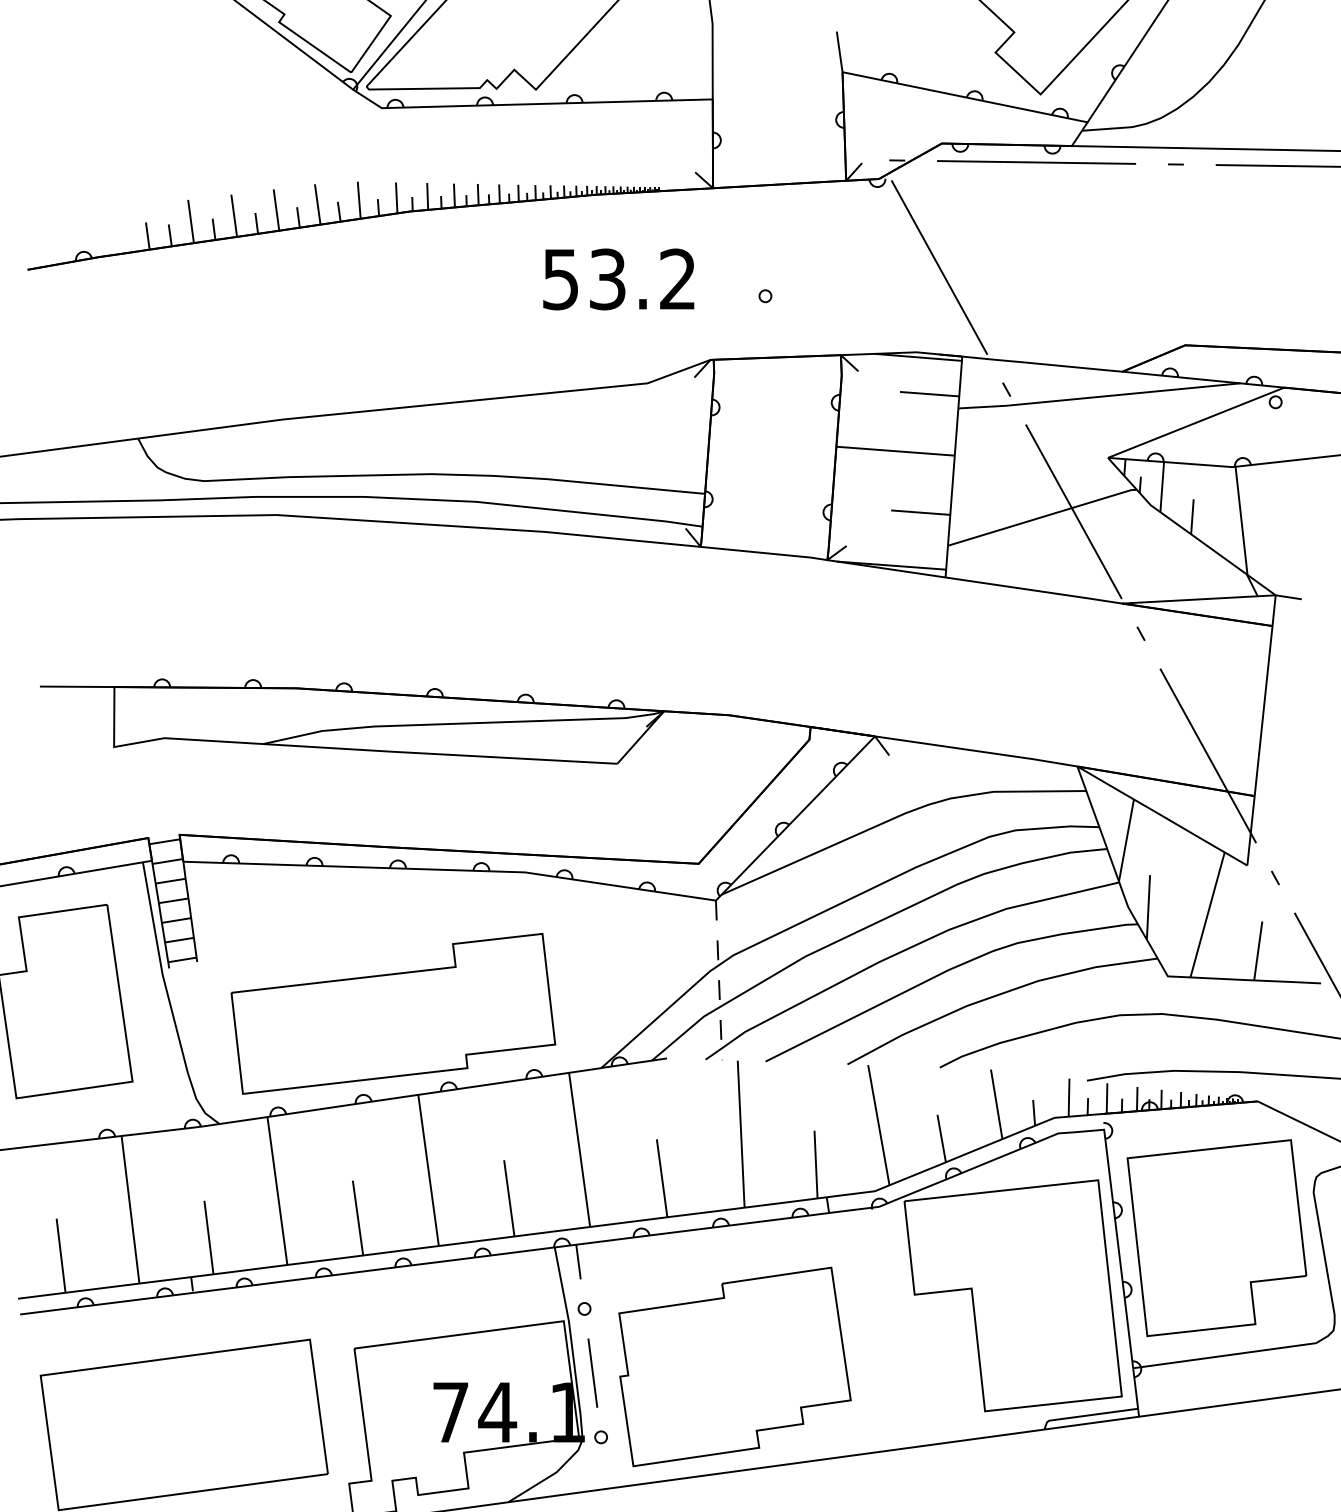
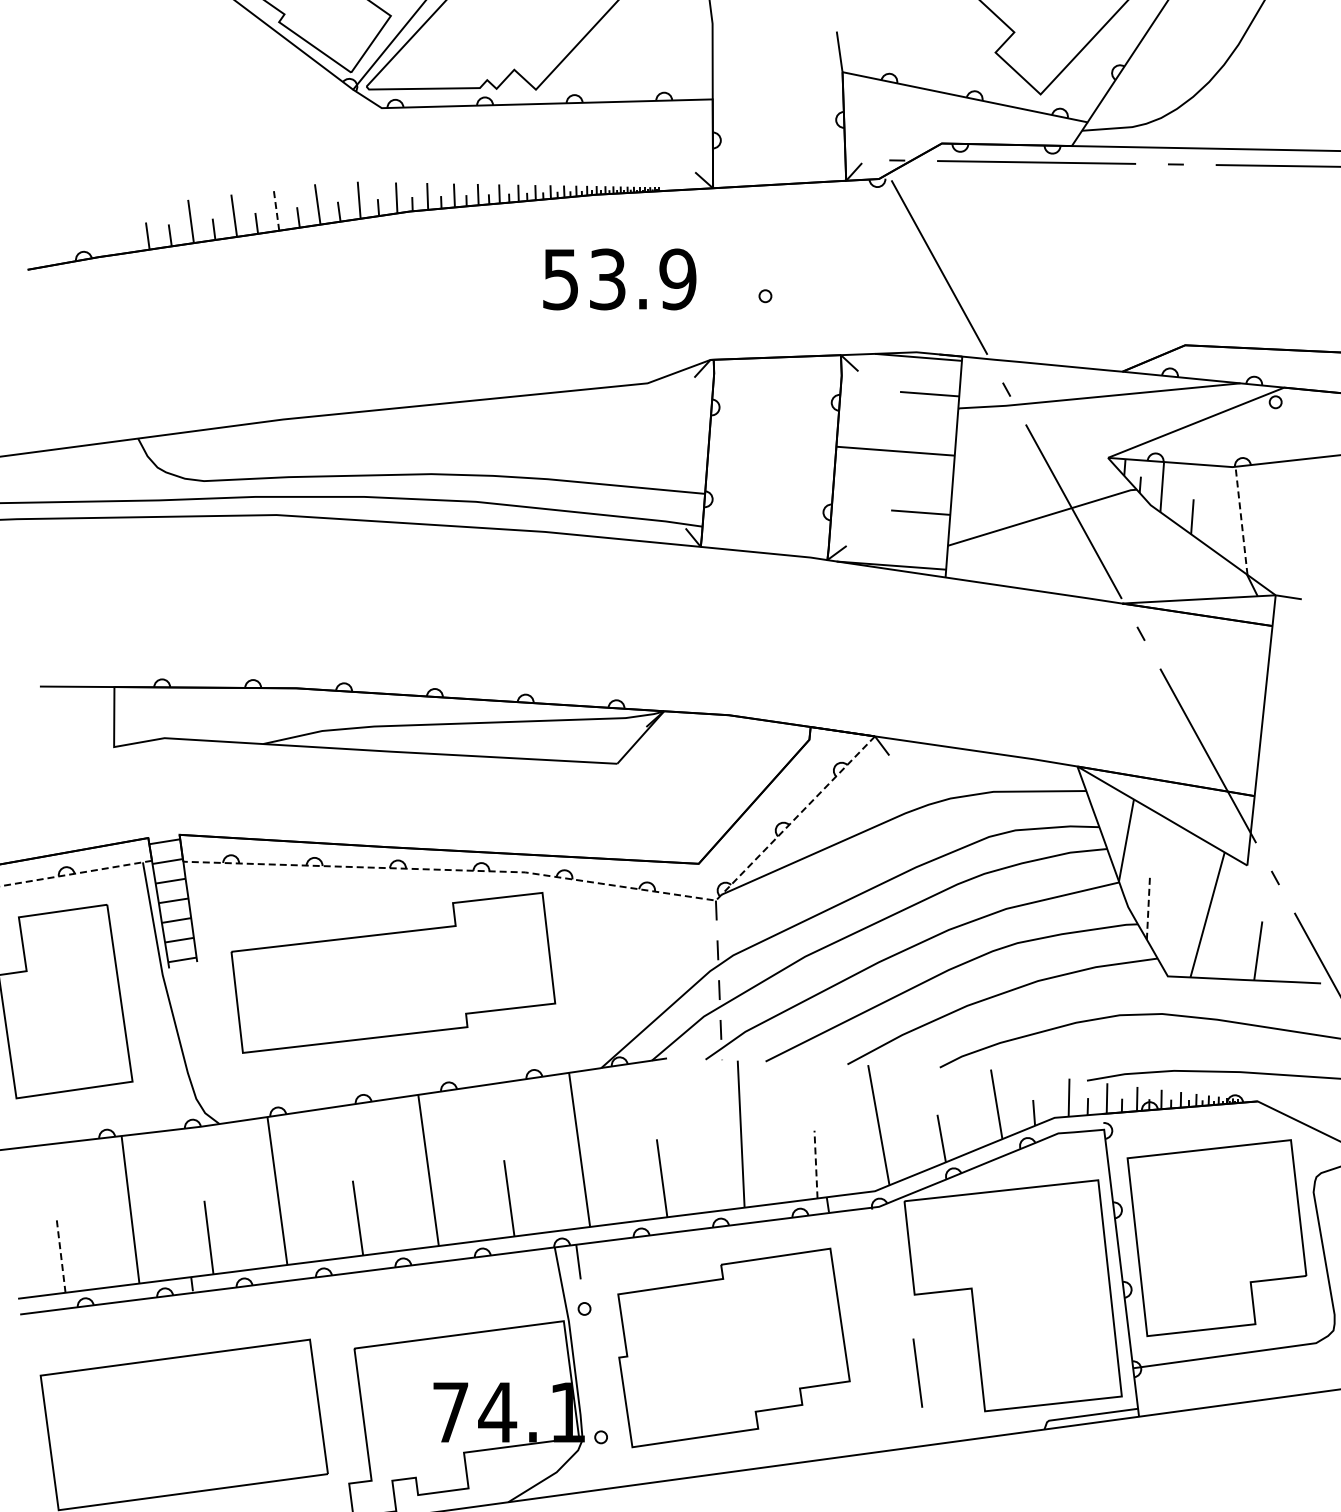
line: solid -> dashed (276, 210)
text: 53.2 -> 53.9 (677, 279)
line: solid -> dashed (1241, 520)
line: solid -> dashed (76, 873)
line: solid -> dashed (564, 878)
line: solid -> dashed (1148, 906)
part position: (393, 1013) -> (393, 972) (393, 972)
line: solid -> dashed (816, 1164)
line: solid -> dashed (61, 1255)
part position: (734, 1366) -> (733, 1347) (733, 1347)
line position: (592, 1372) -> (917, 1372) (917, 1372)
